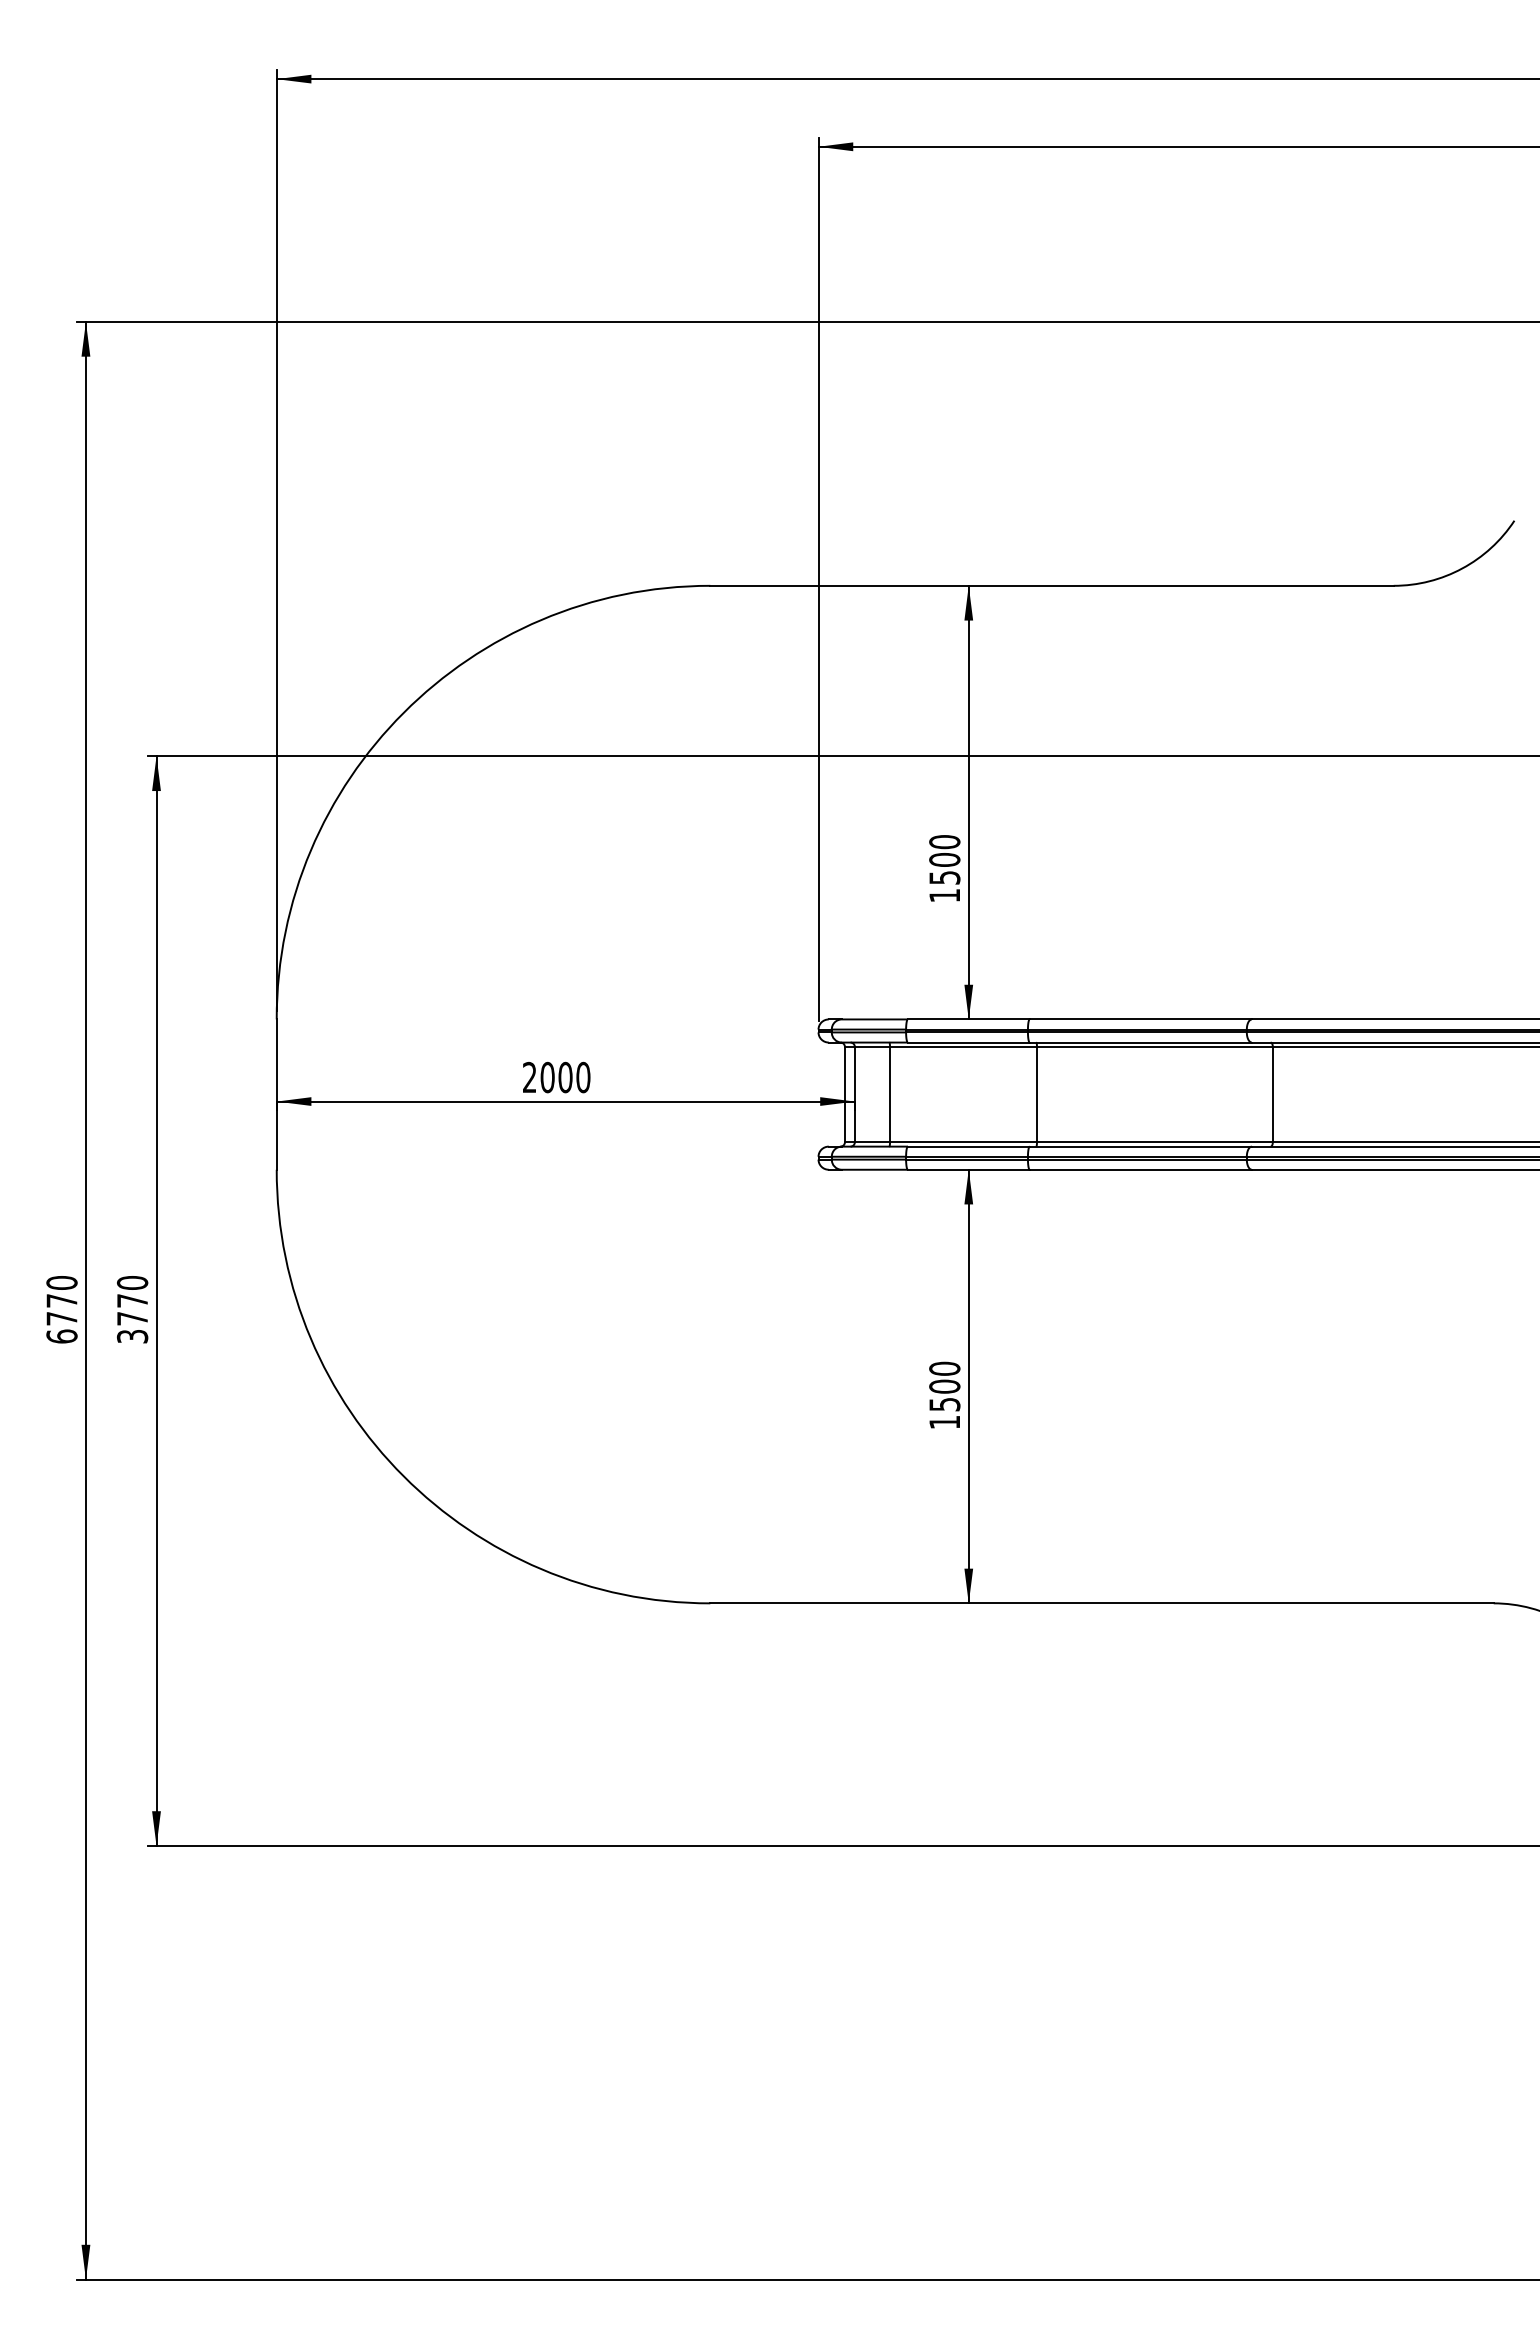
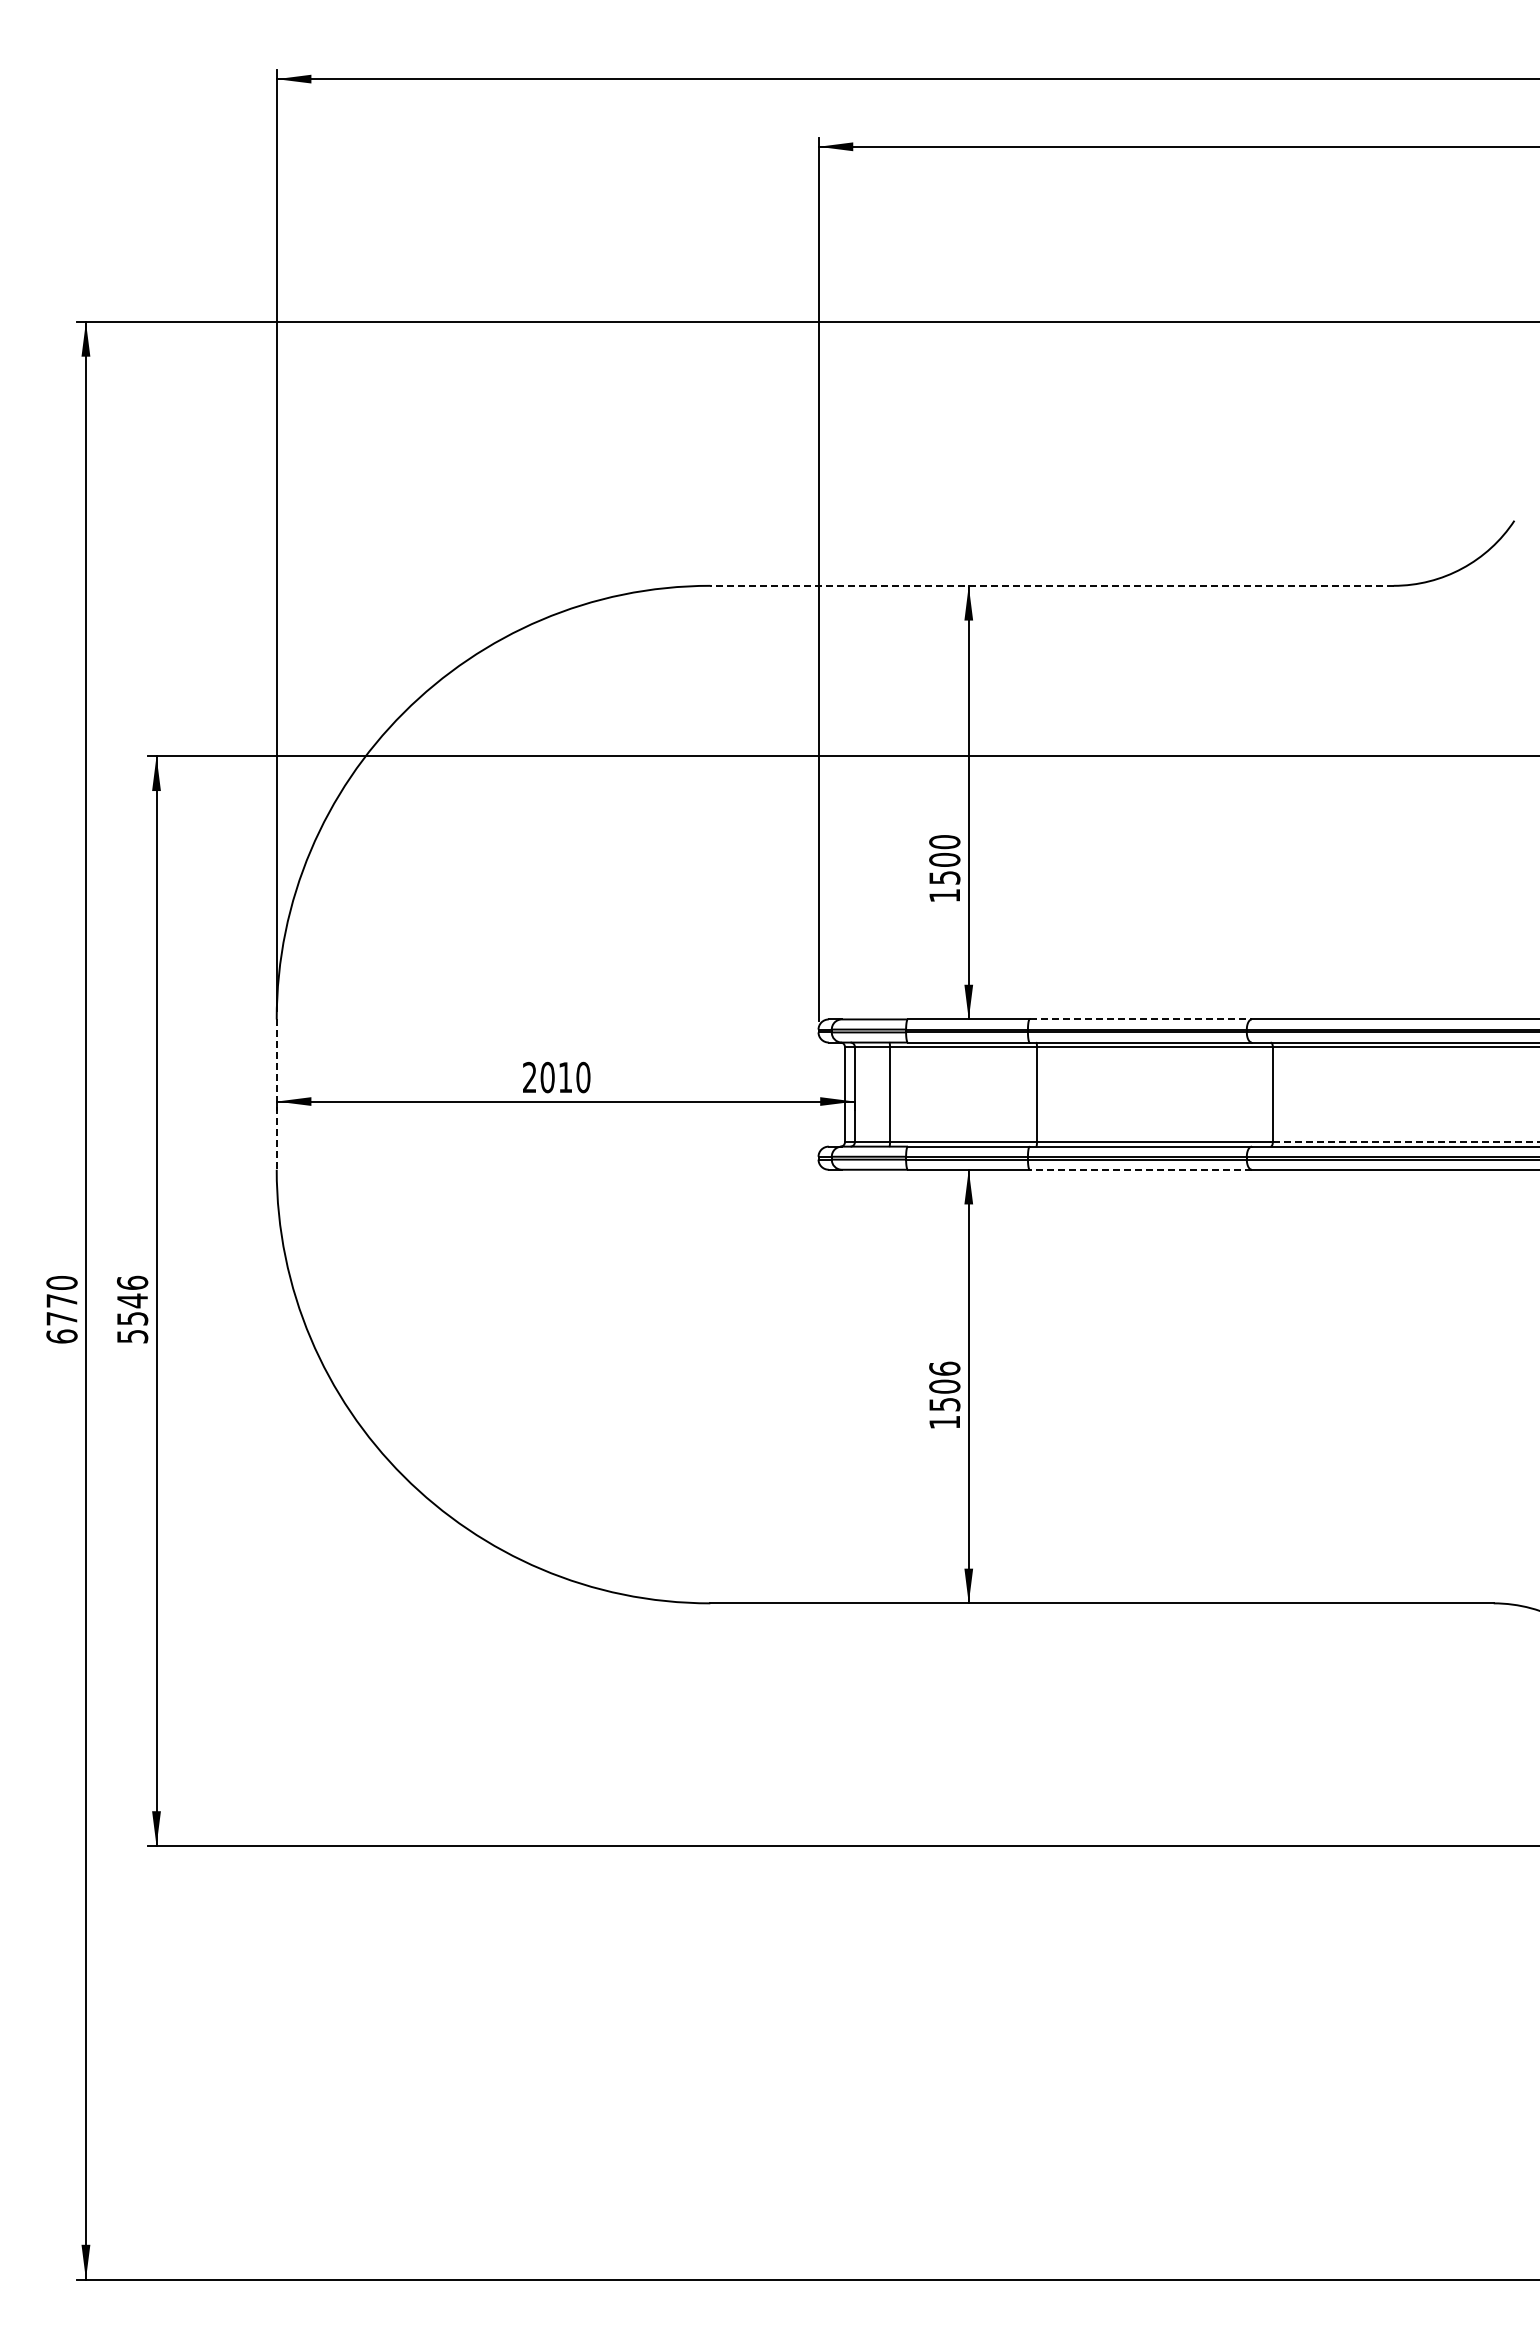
line: solid -> dashed (1052, 585)
line: solid -> dashed (1141, 1019)
text: 2000 -> 2010 (565, 1077)
line: solid -> dashed (276, 1095)
line: solid -> dashed (1406, 1142)
line: solid -> dashed (1140, 1169)
text: 3770 -> 5546 (132, 1308)
text: 1500 -> 1506 (944, 1368)
